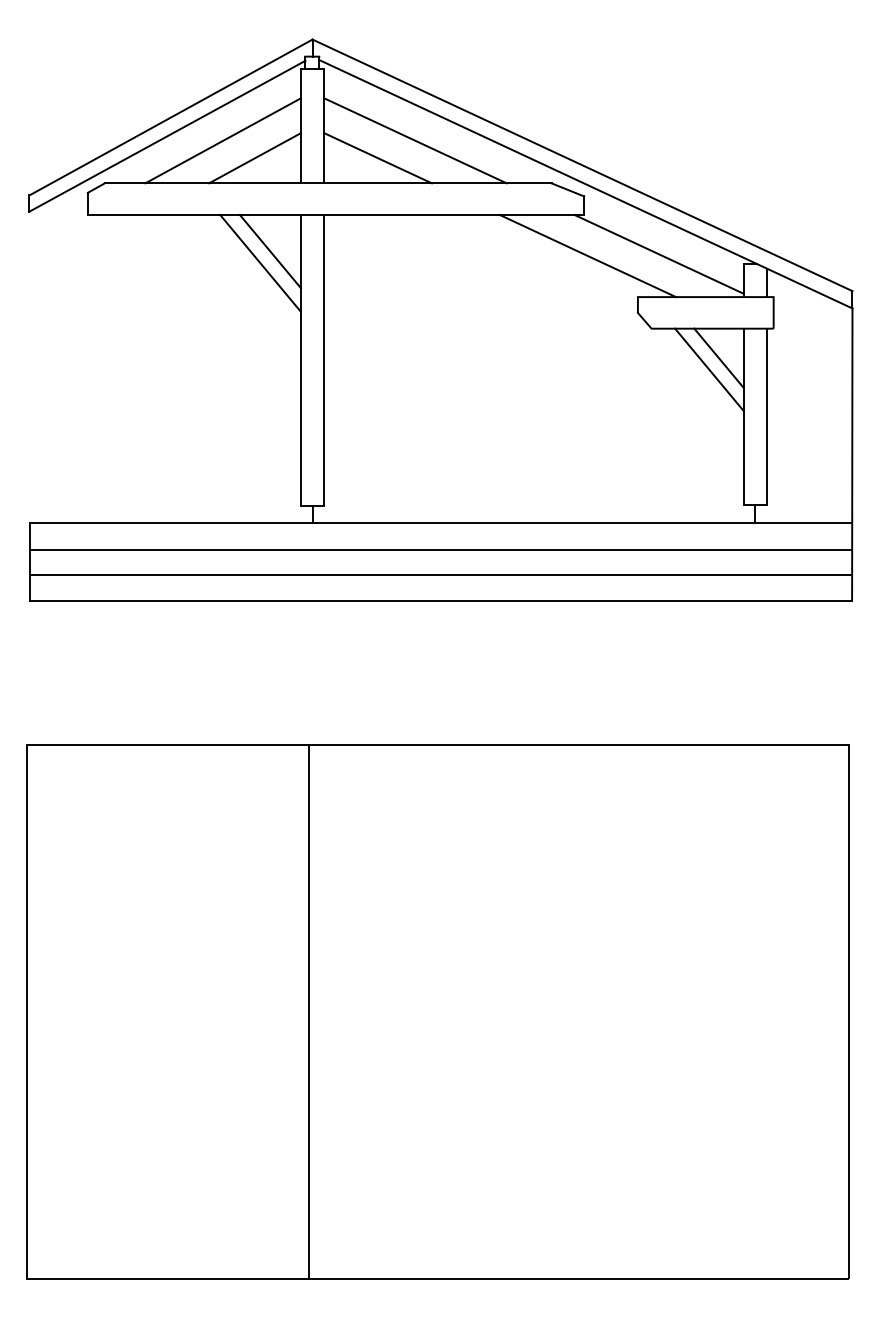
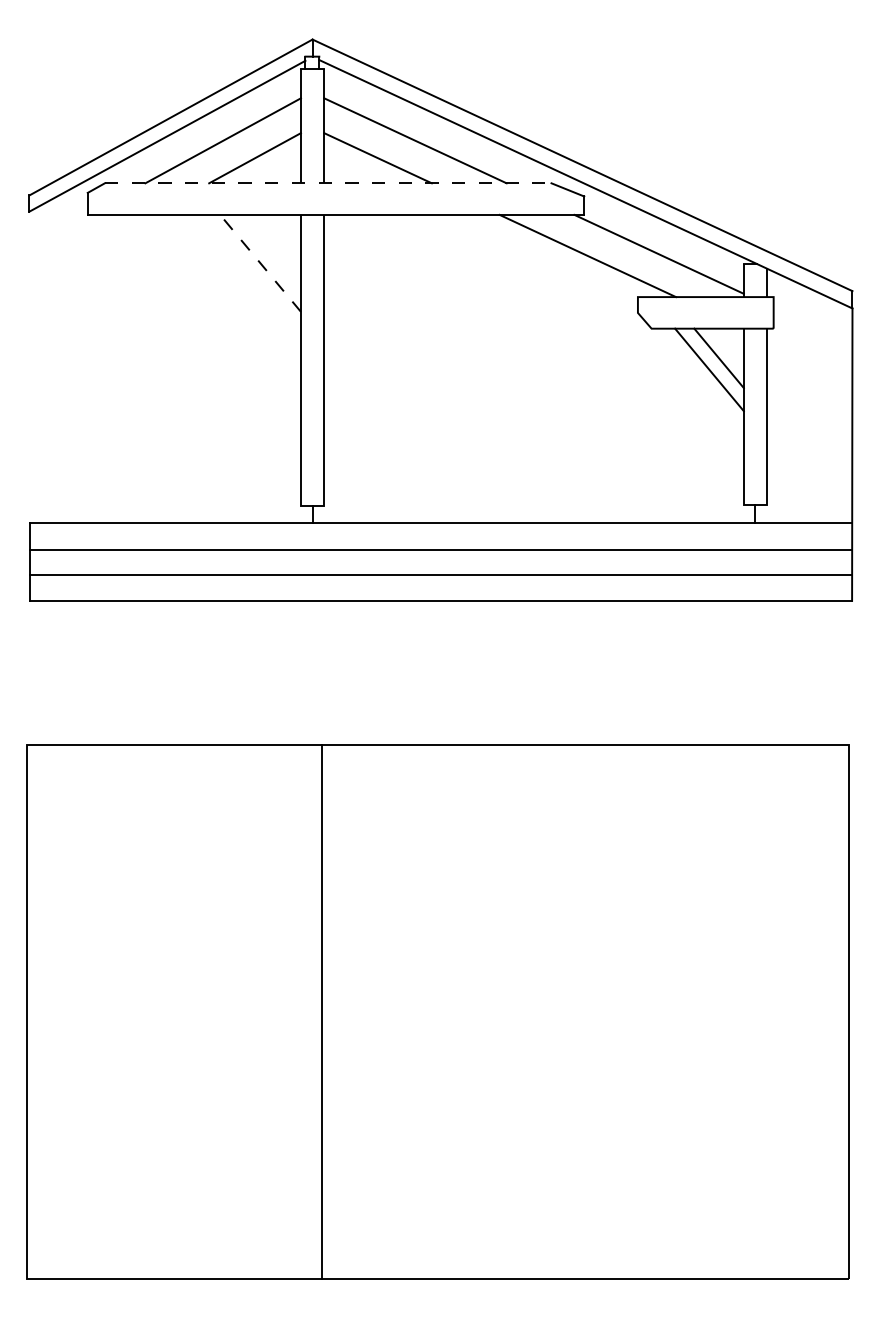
line: solid -> dashed (328, 183)
line: present -> none (269, 251)
line: solid -> dashed (260, 263)
line position: (309, 1012) -> (322, 1012) (322, 1012)
